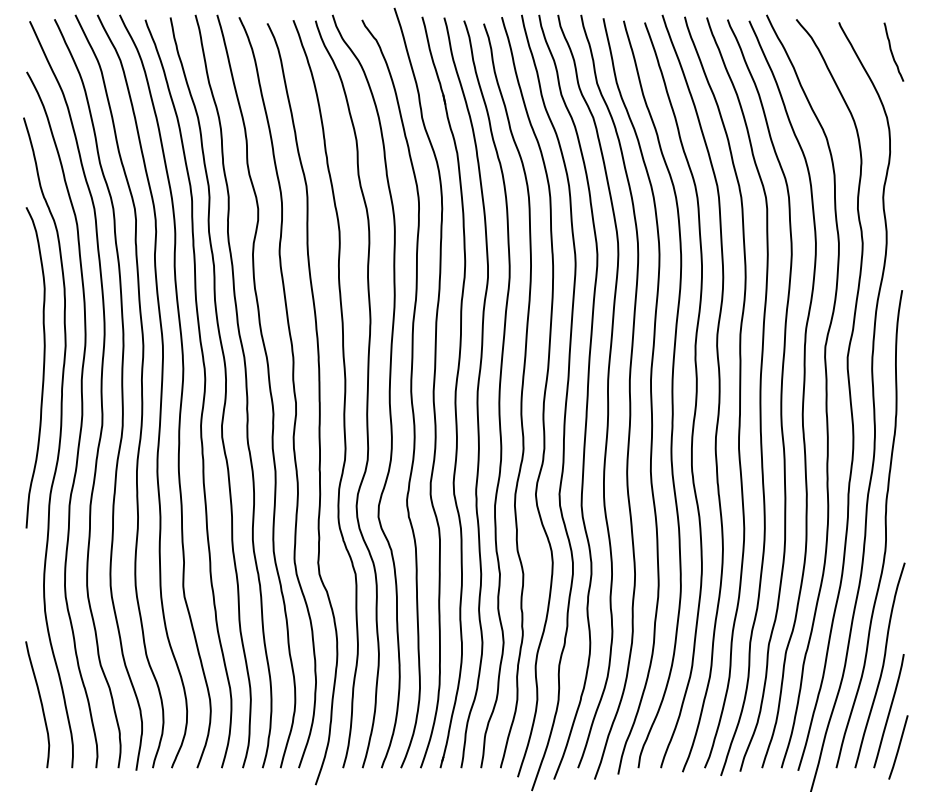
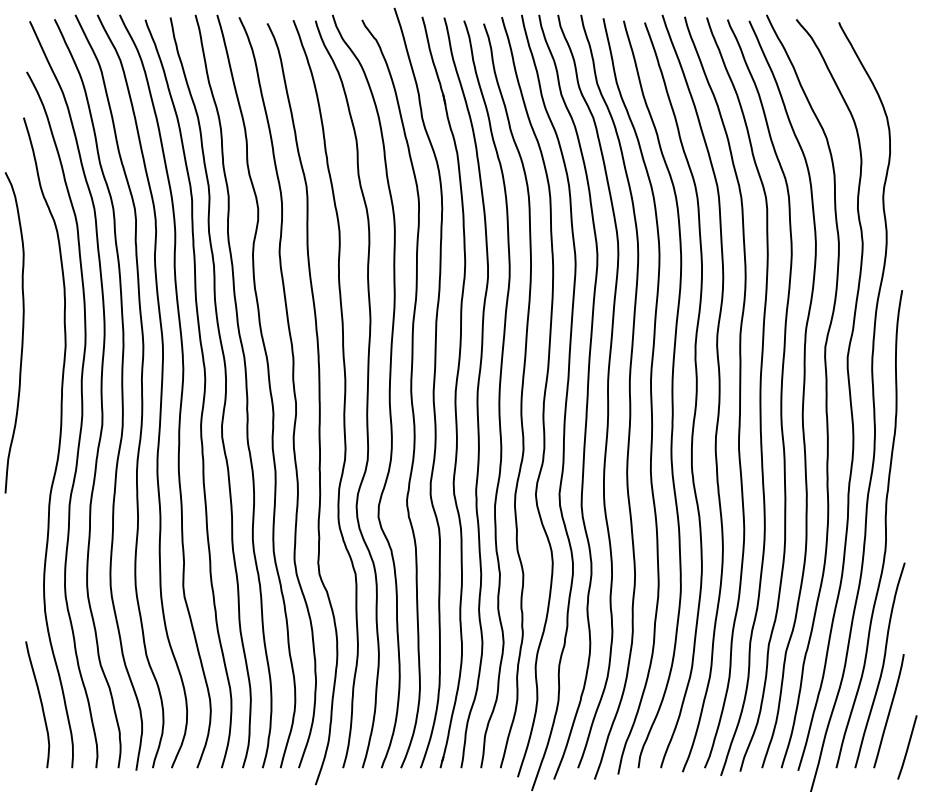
curve: present -> none (892, 51)
curve position: (43, 367) -> (22, 332) (22, 332)
line position: (898, 747) -> (907, 747) (907, 747)
